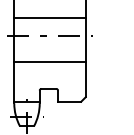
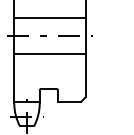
line position: (49, 62) -> (49, 54) (49, 54)
